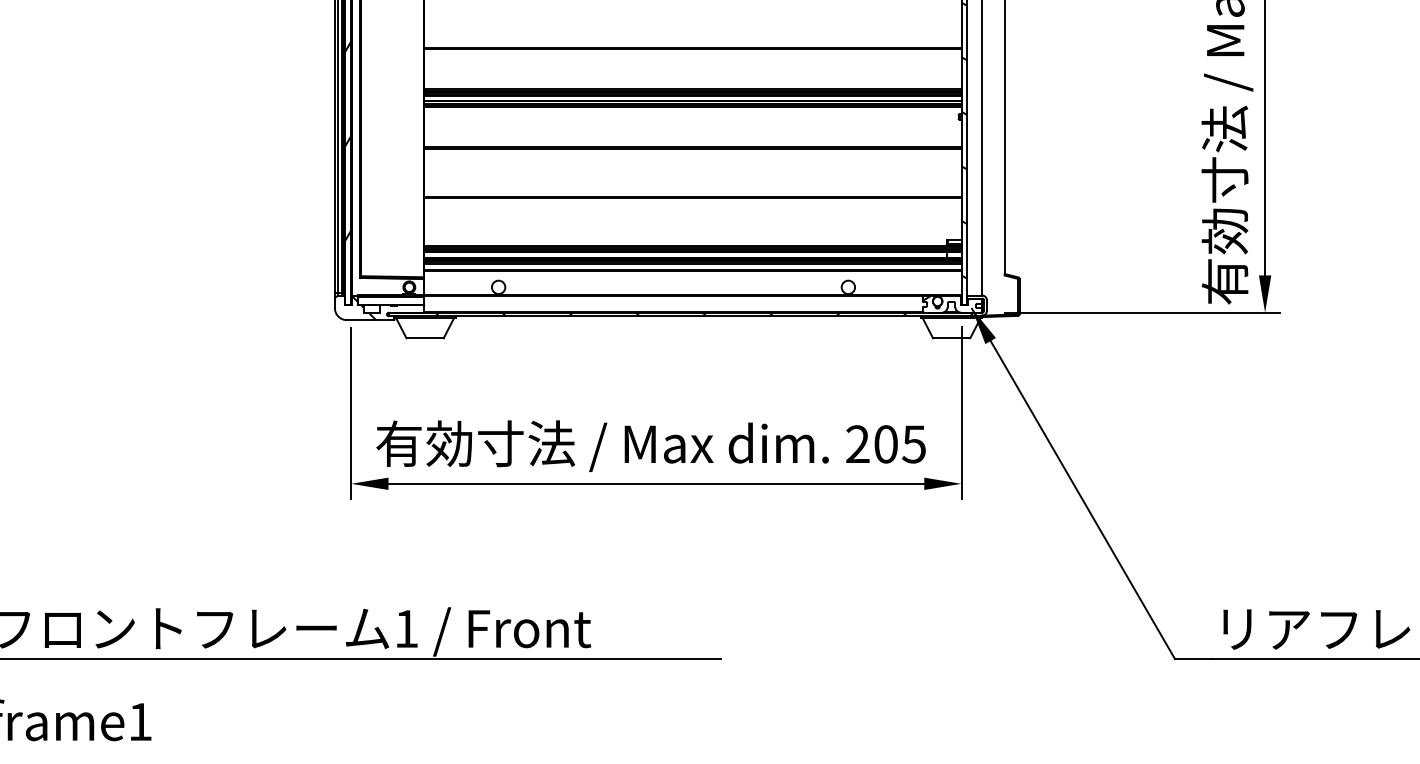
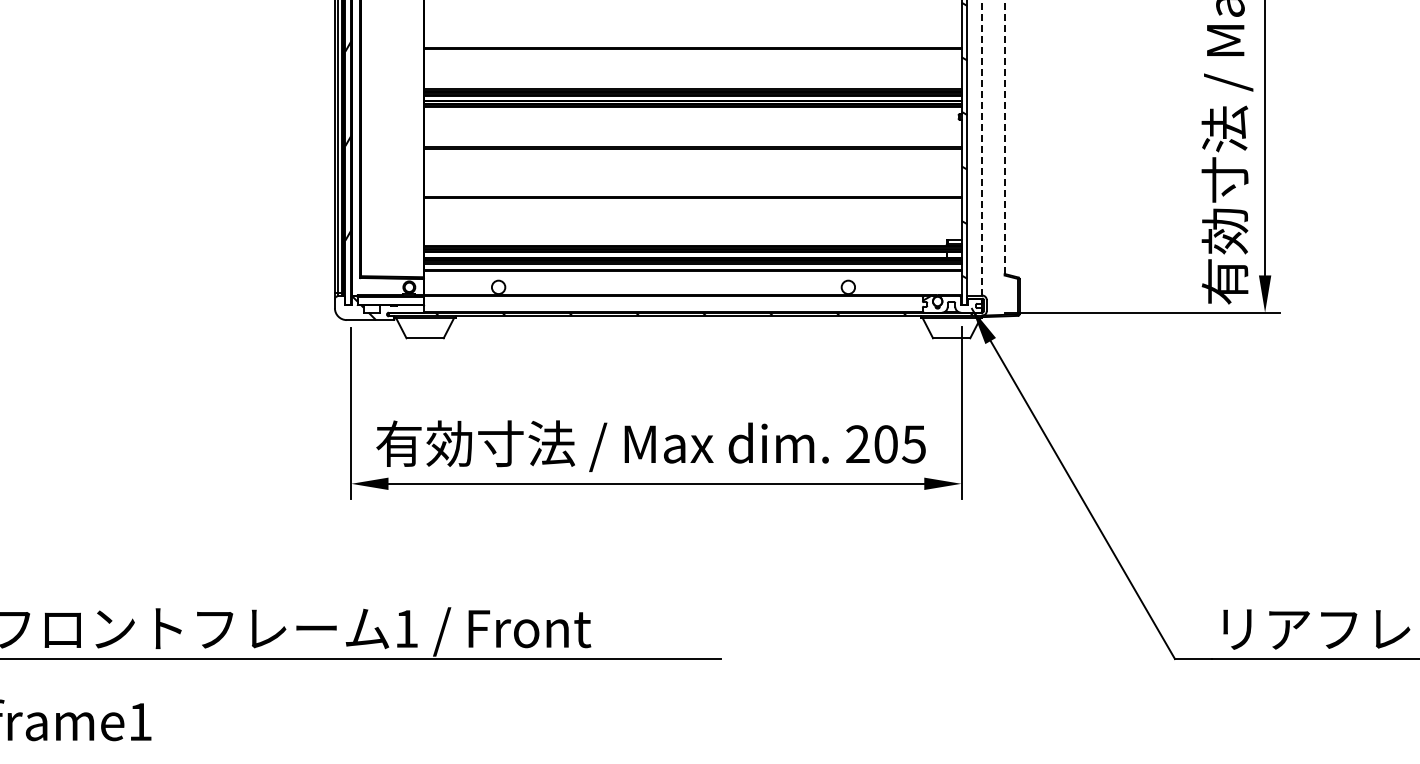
line: solid -> dashed (1004, 138)
line: solid -> dashed (982, 147)
